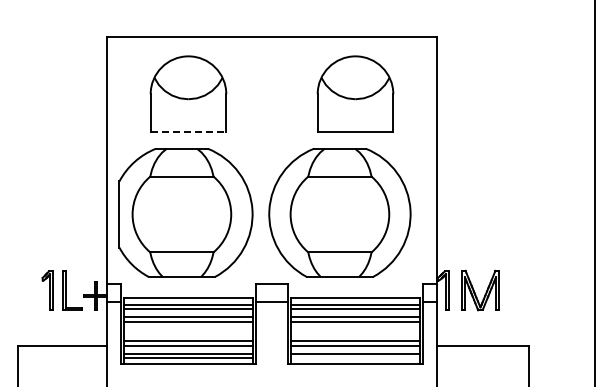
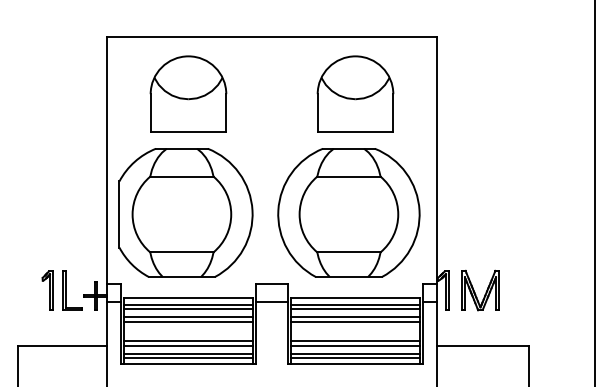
line: dashed -> solid (188, 131)
part position: (339, 212) -> (348, 212) (348, 212)
line: none -> present (355, 357)
